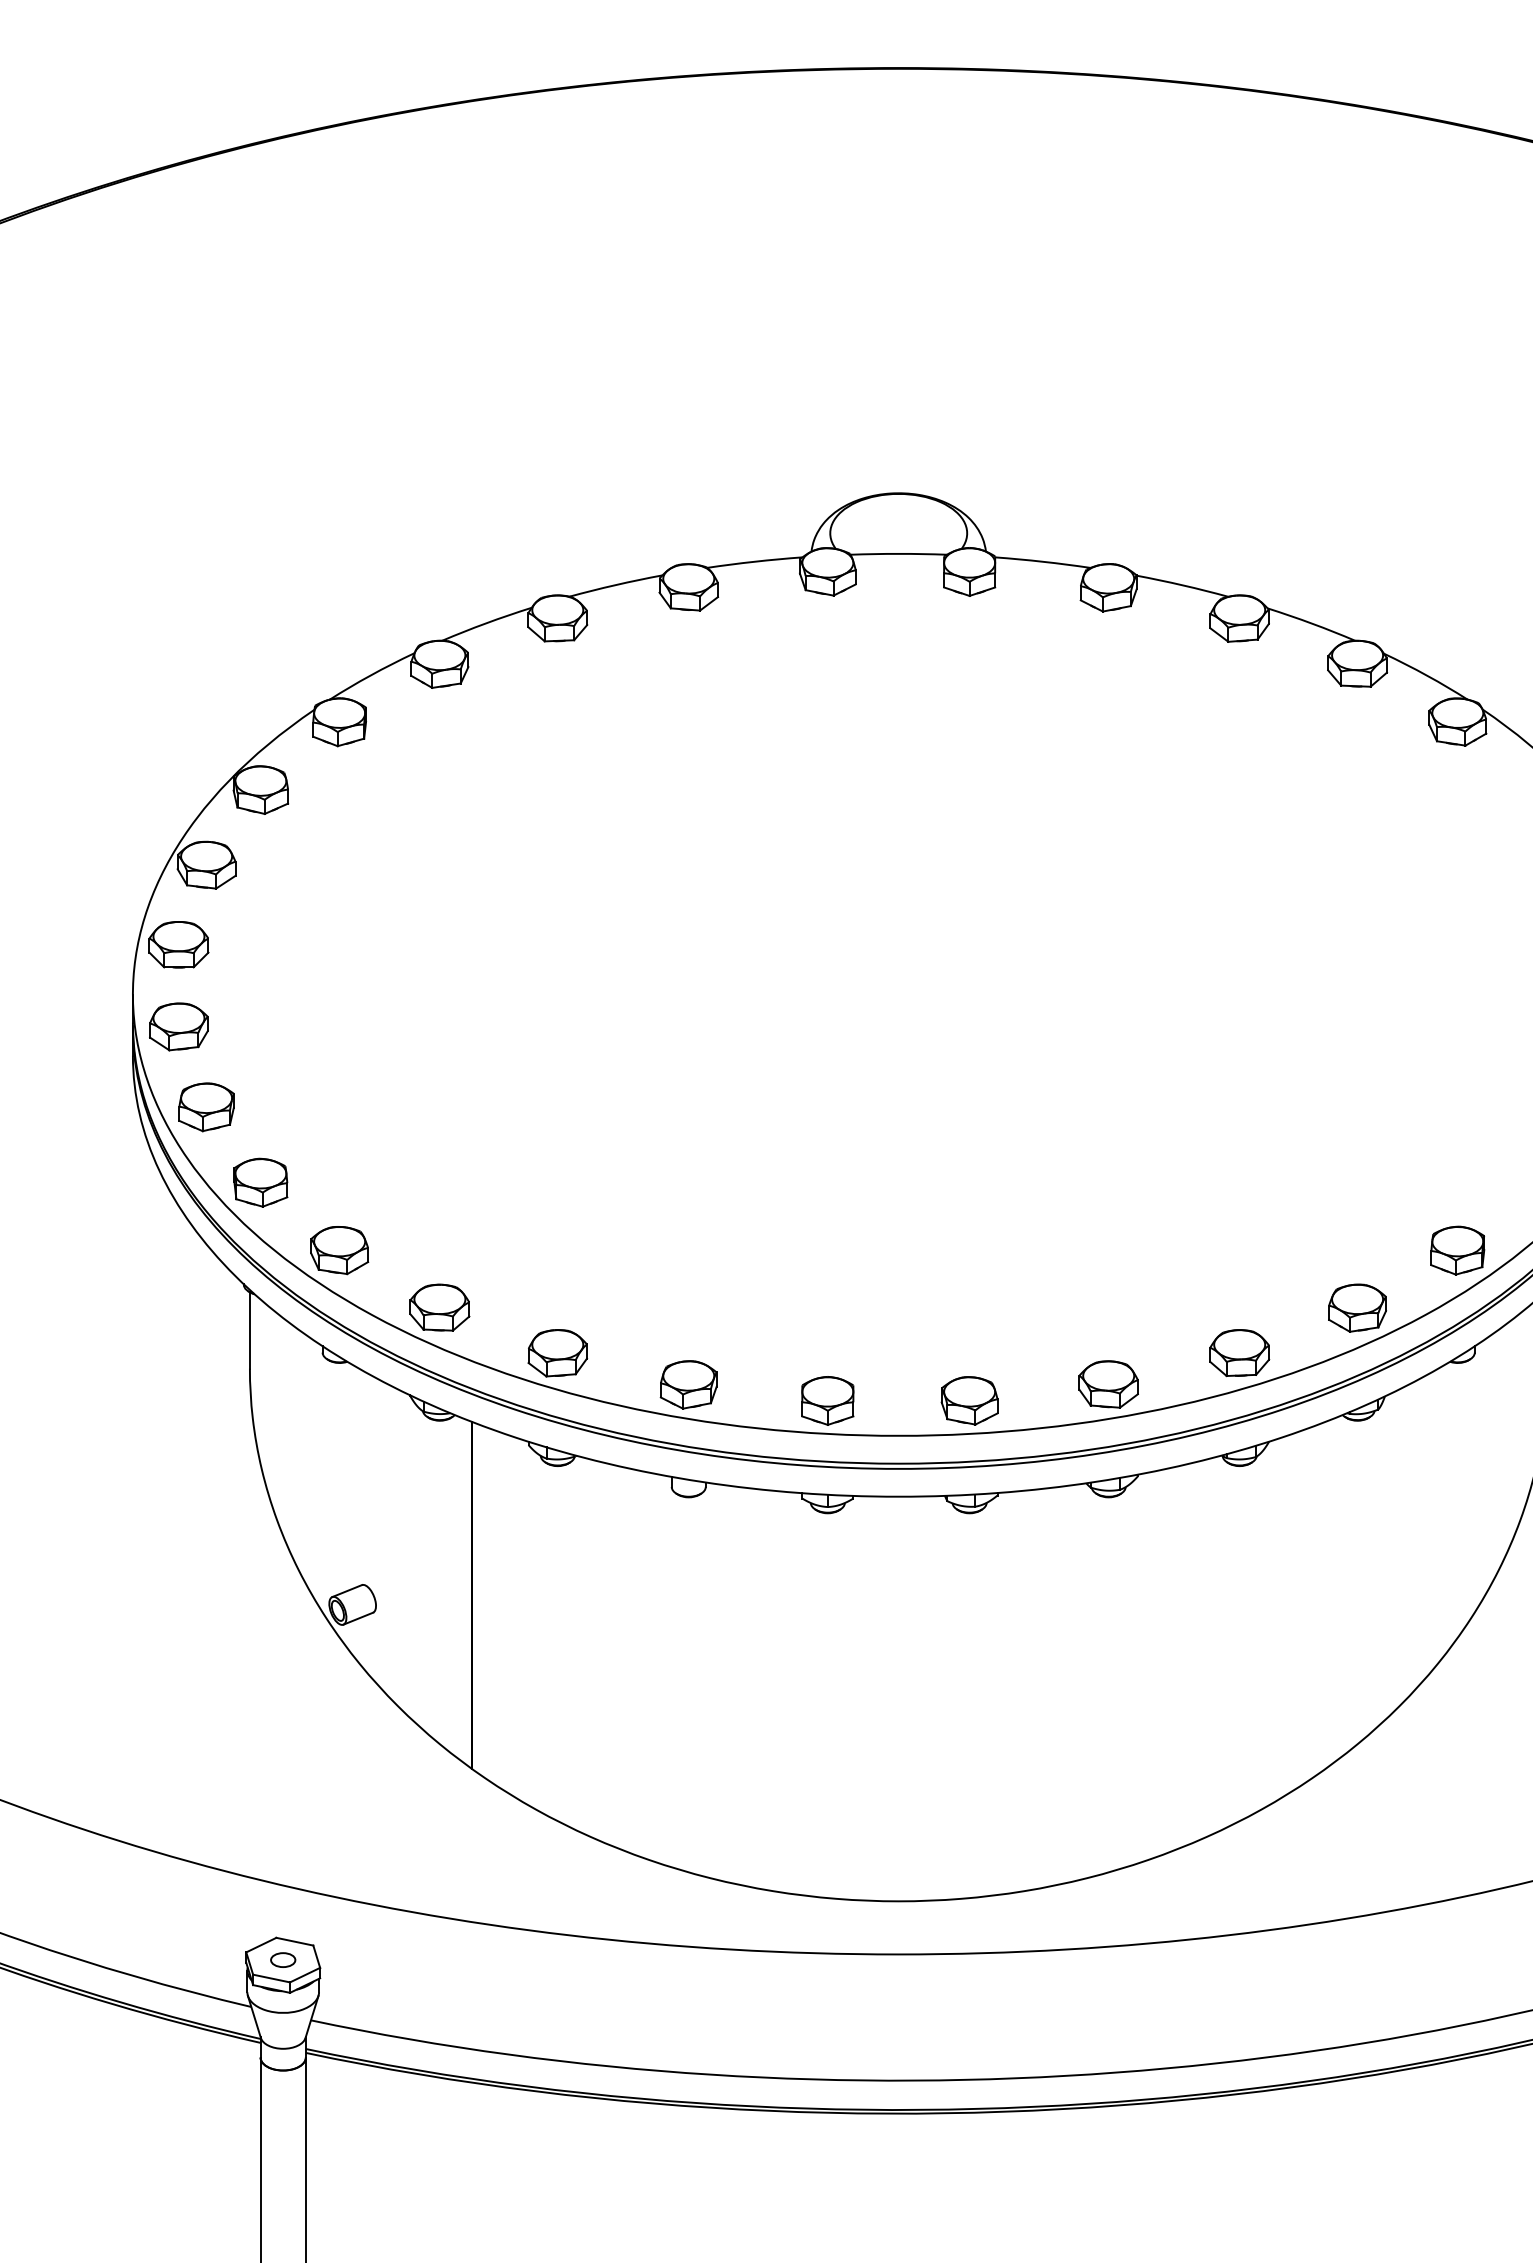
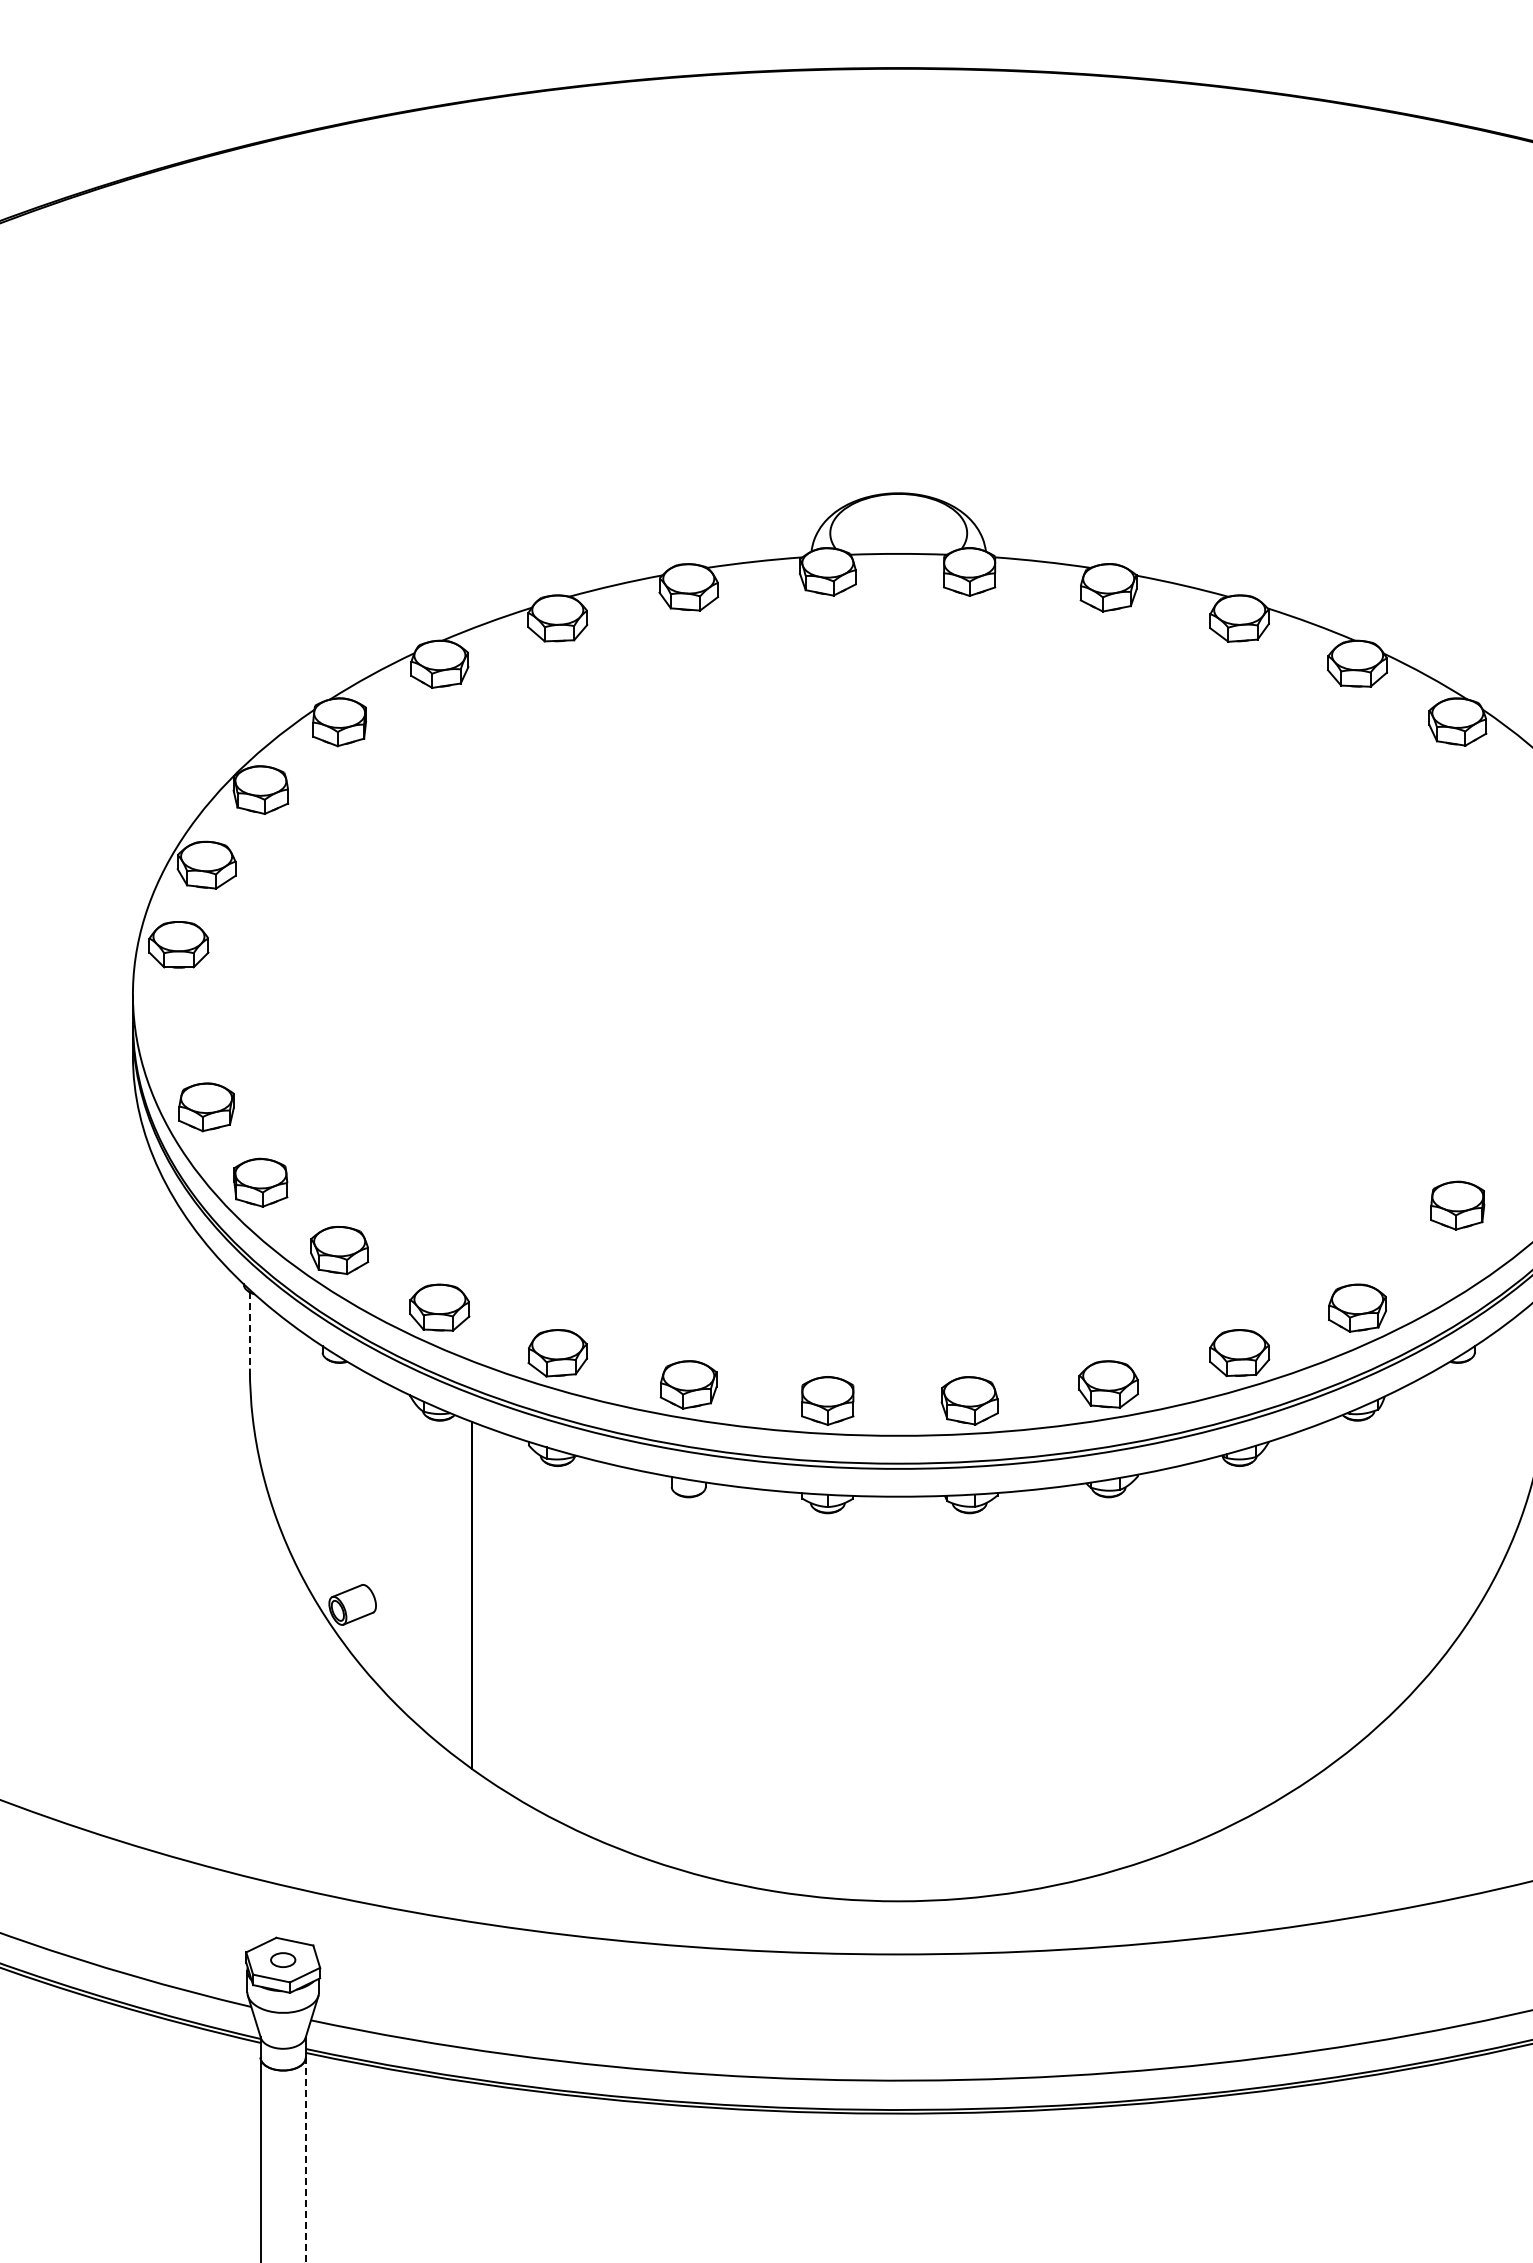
part: present -> none (178, 1026)
part position: (1457, 1250) -> (1457, 1205) (1457, 1205)
line: solid -> dashed (249, 1330)
line: solid -> dashed (305, 2159)
